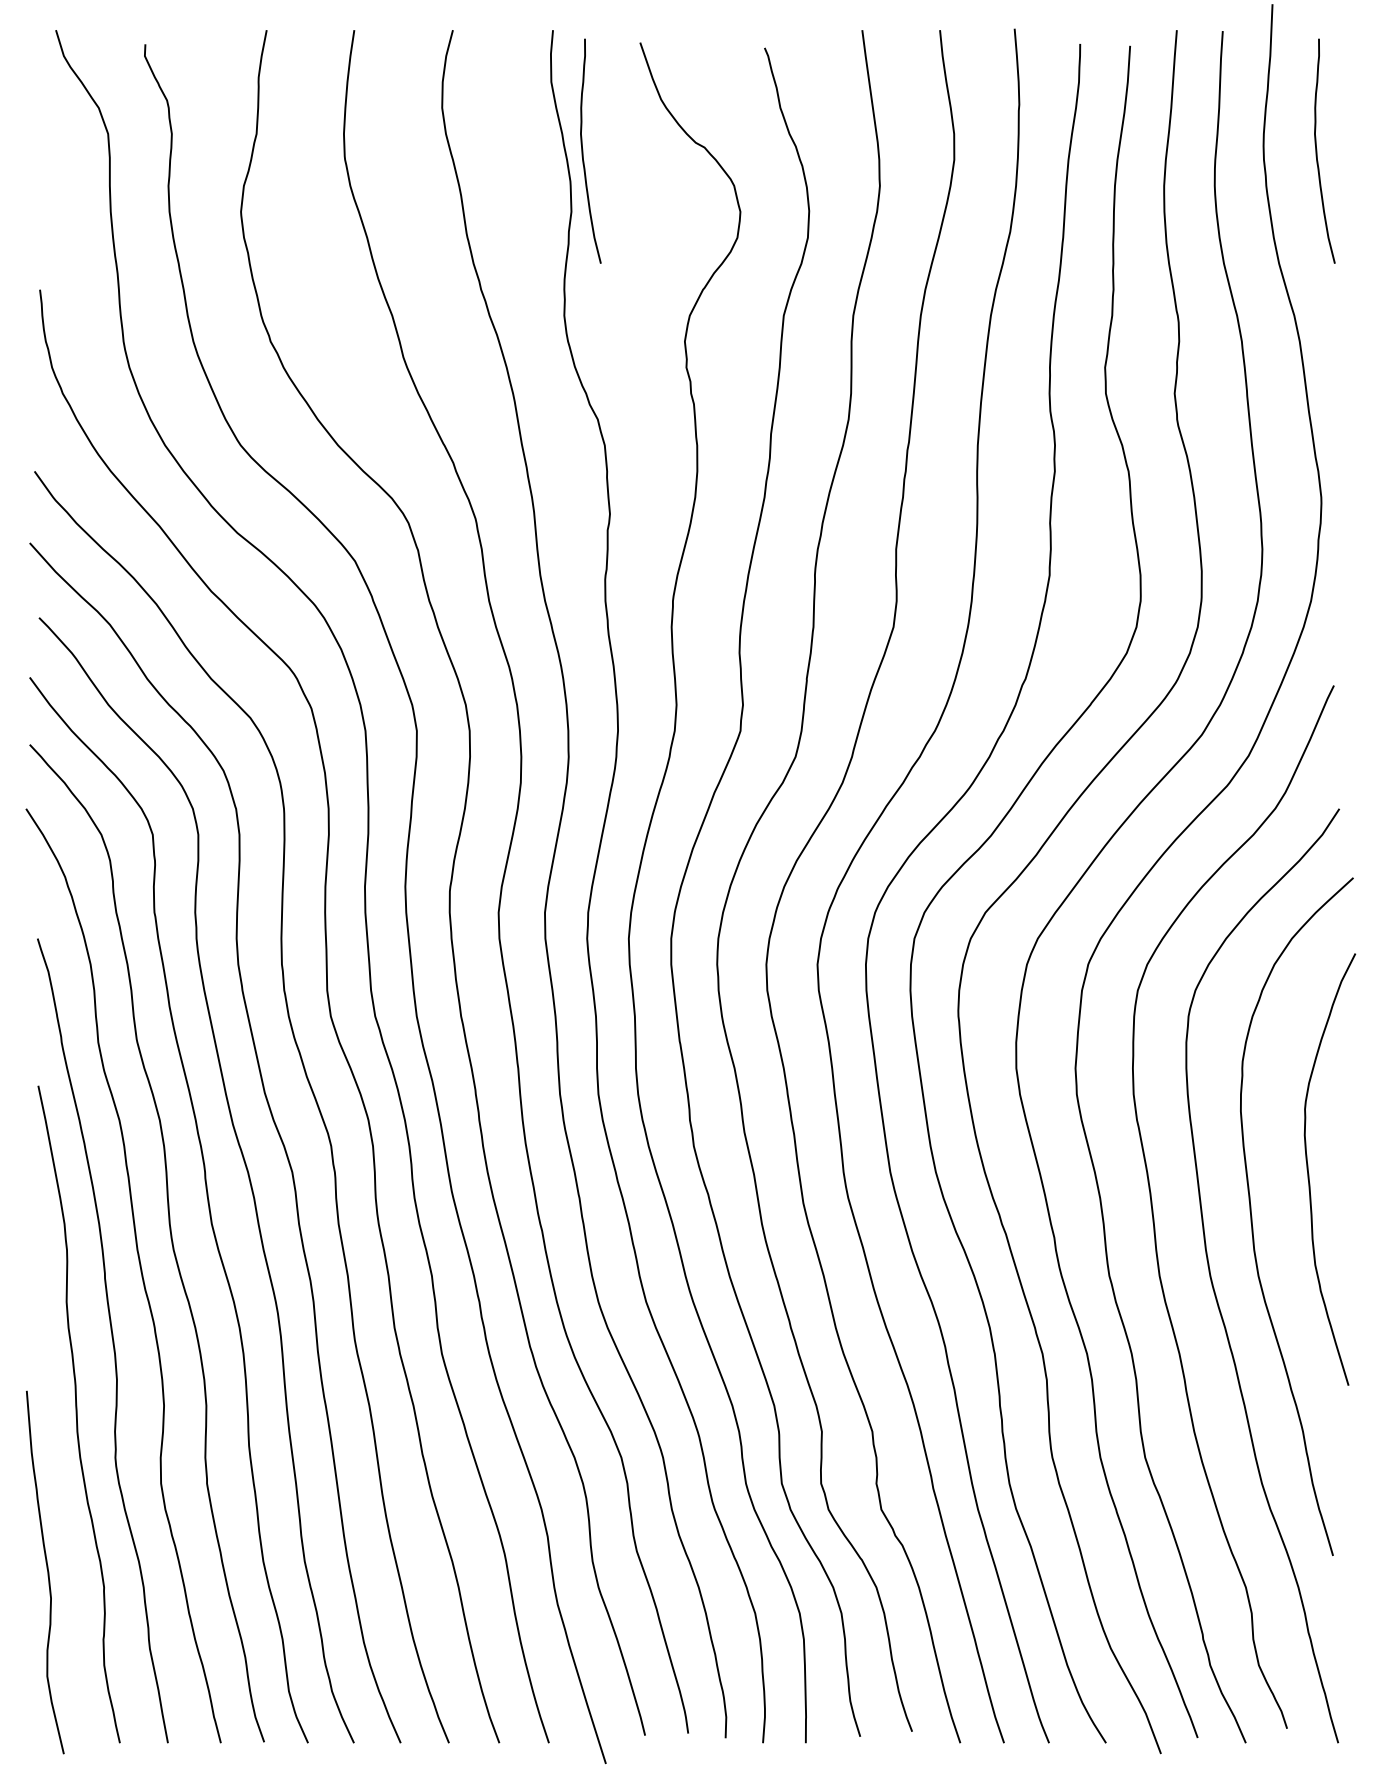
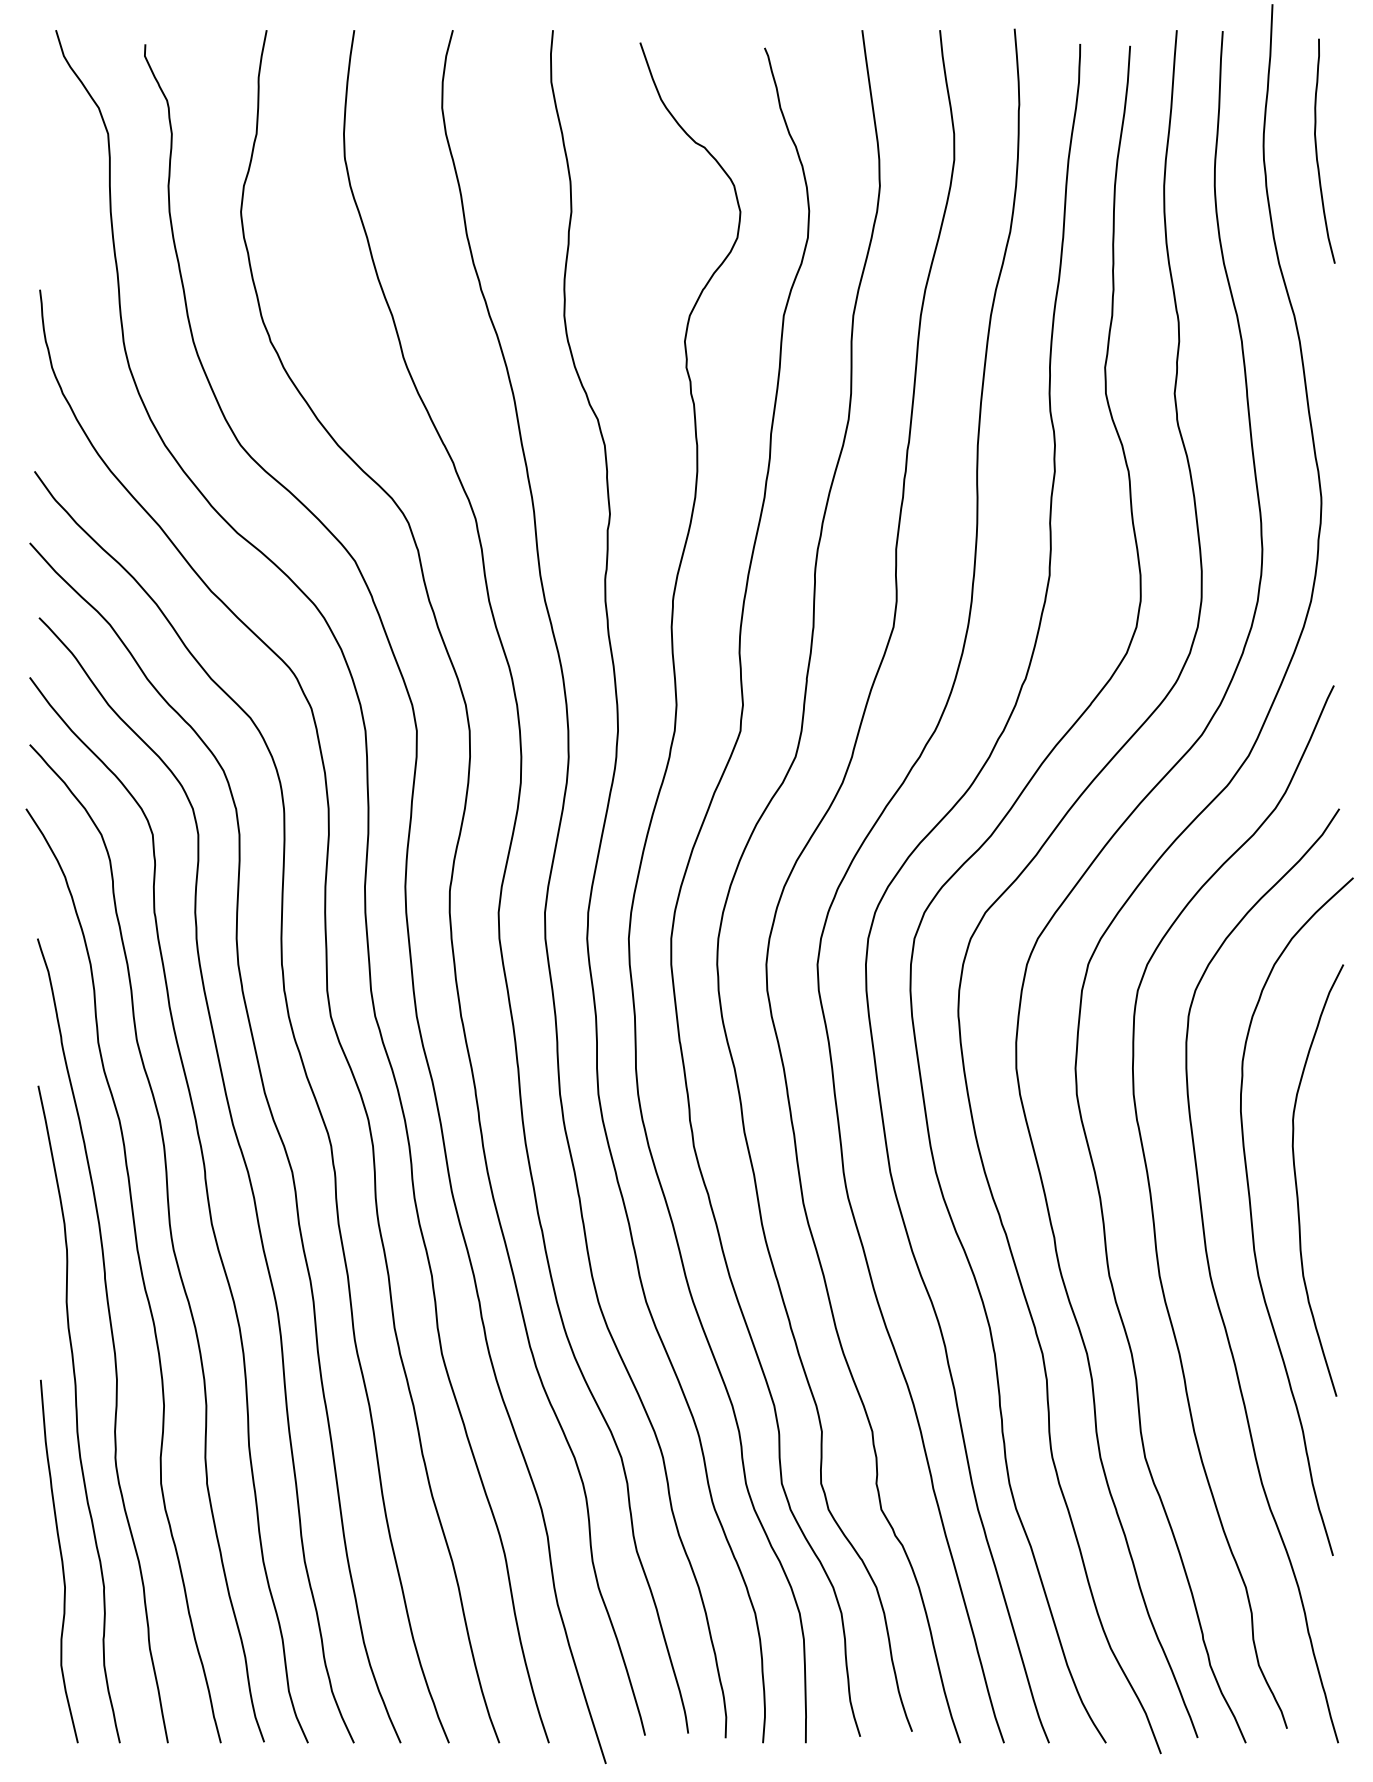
curve: present -> none (583, 150)
curve position: (1309, 1173) -> (1297, 1184) (1297, 1184)
curve position: (47, 1572) -> (61, 1561) (61, 1561)
